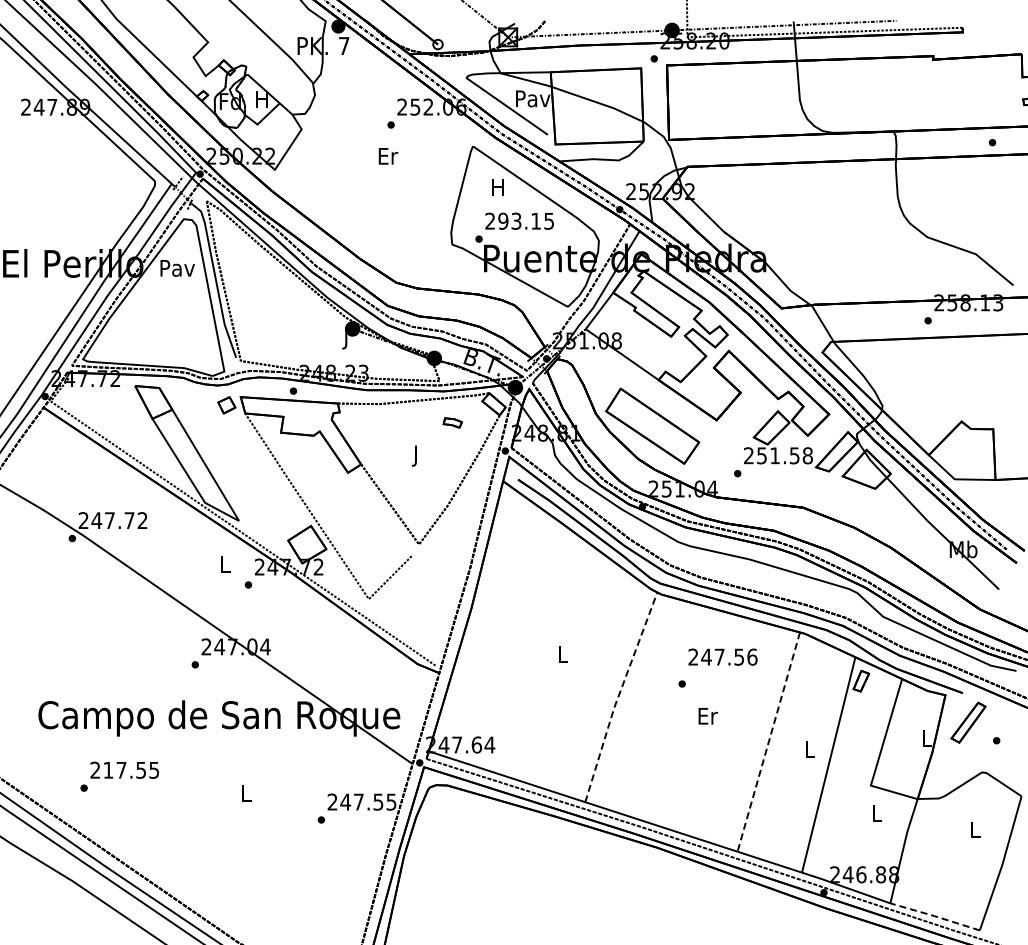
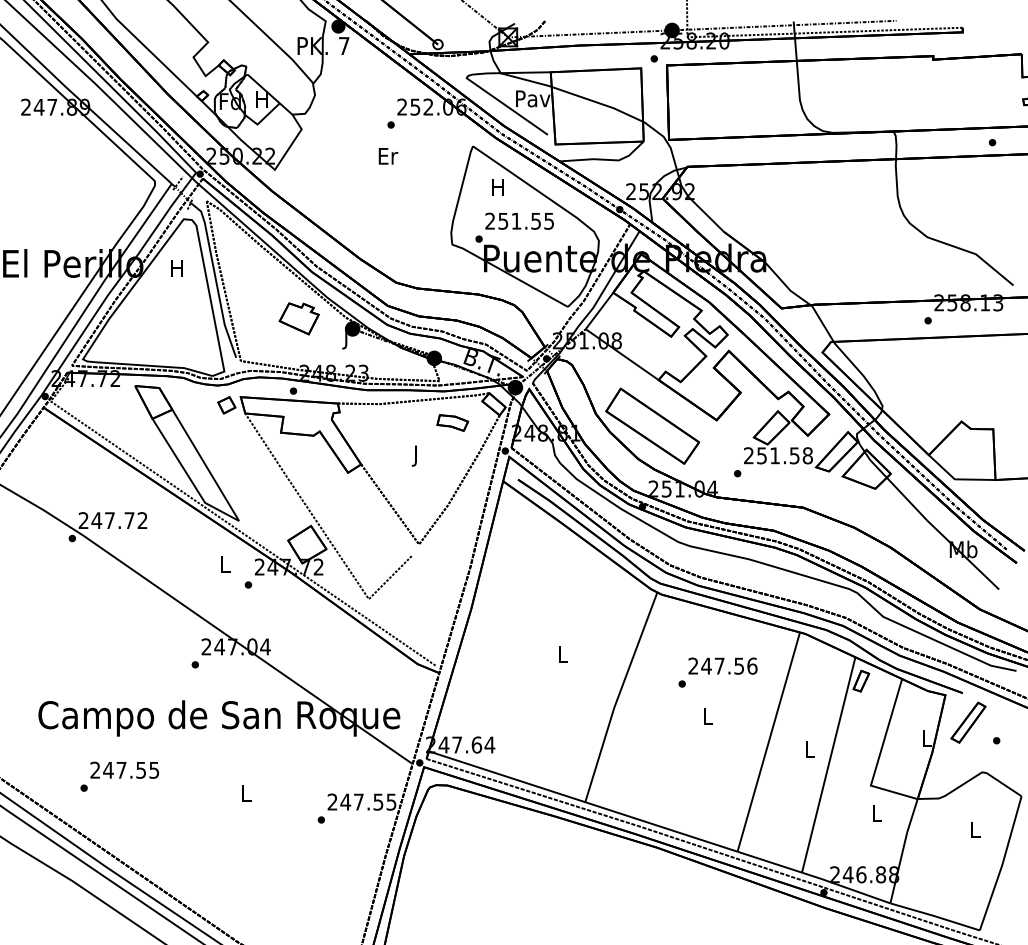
text: 293.15 -> 251.55 (519, 220)
text: Pav -> H (177, 268)
part: none -> present (298, 318)
part size: 22x12 px -> 34x18 px (452, 422)
text position: (722, 656) -> (722, 665) (722, 665)
line: dashed -> solid (618, 696)
text: Er -> L (707, 716)
line: dashed -> solid (768, 742)
text: 217.55 -> 247.55 (108, 770)
line: dashed -> solid (934, 916)
